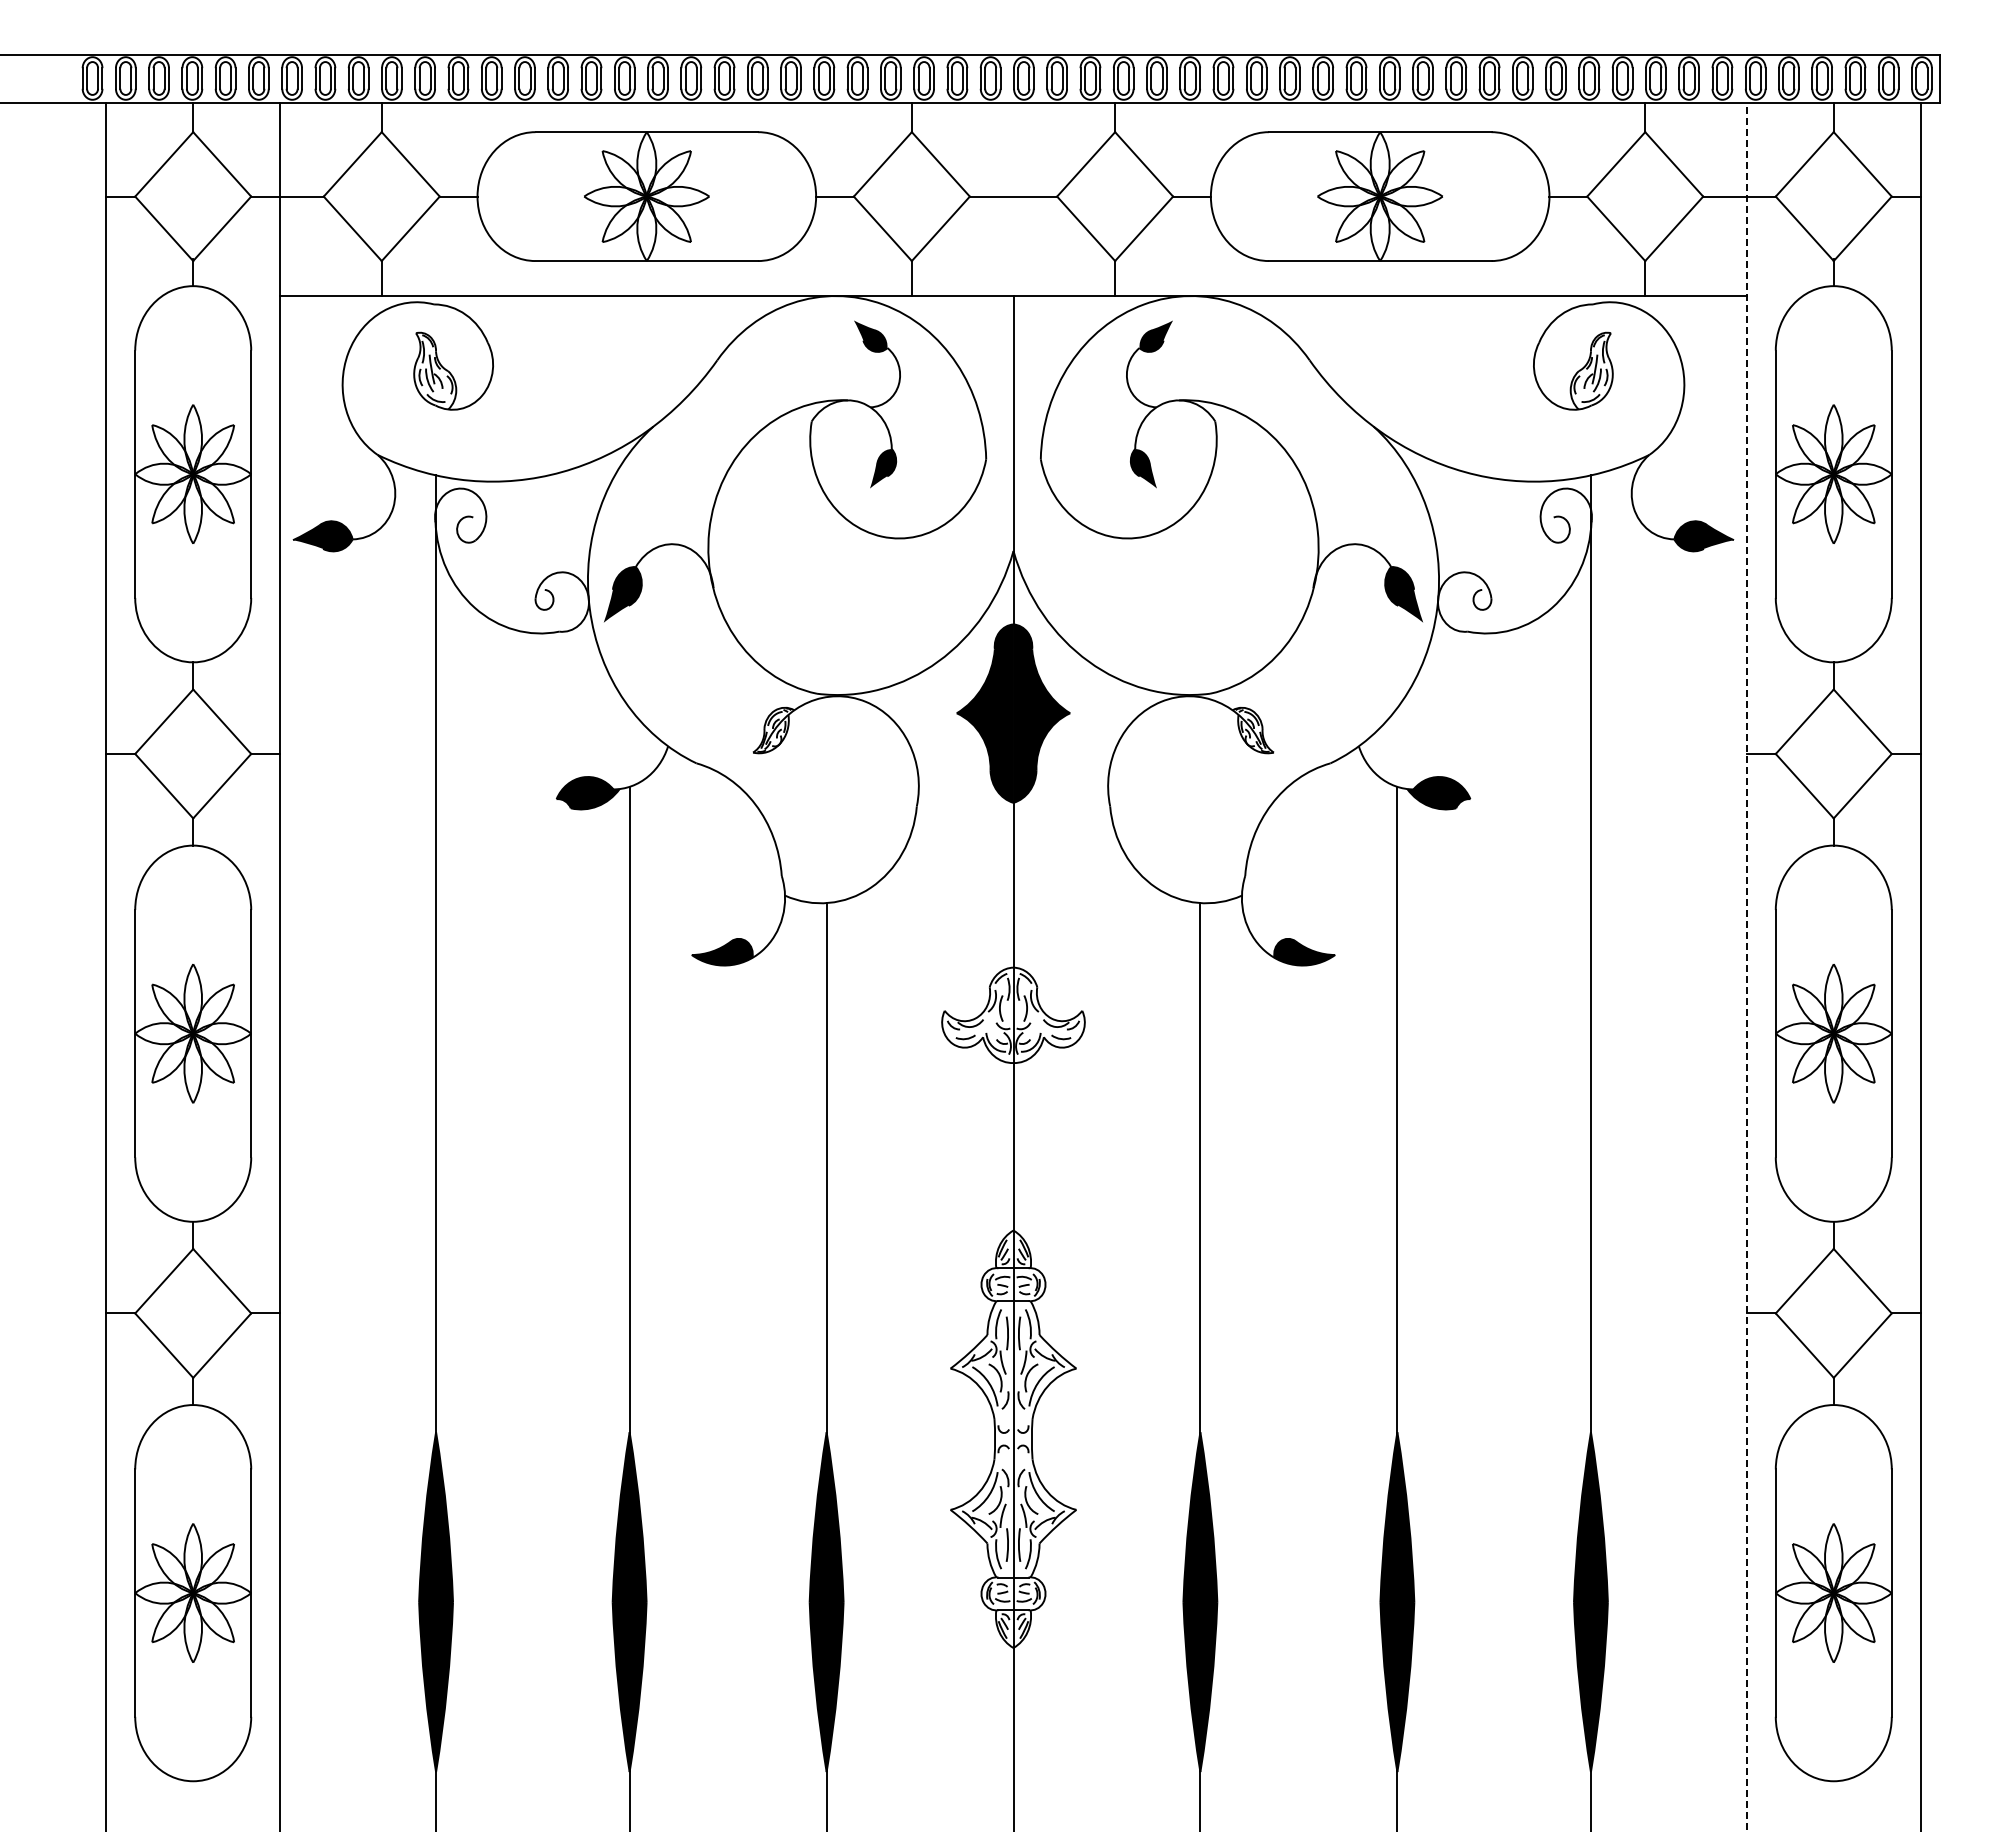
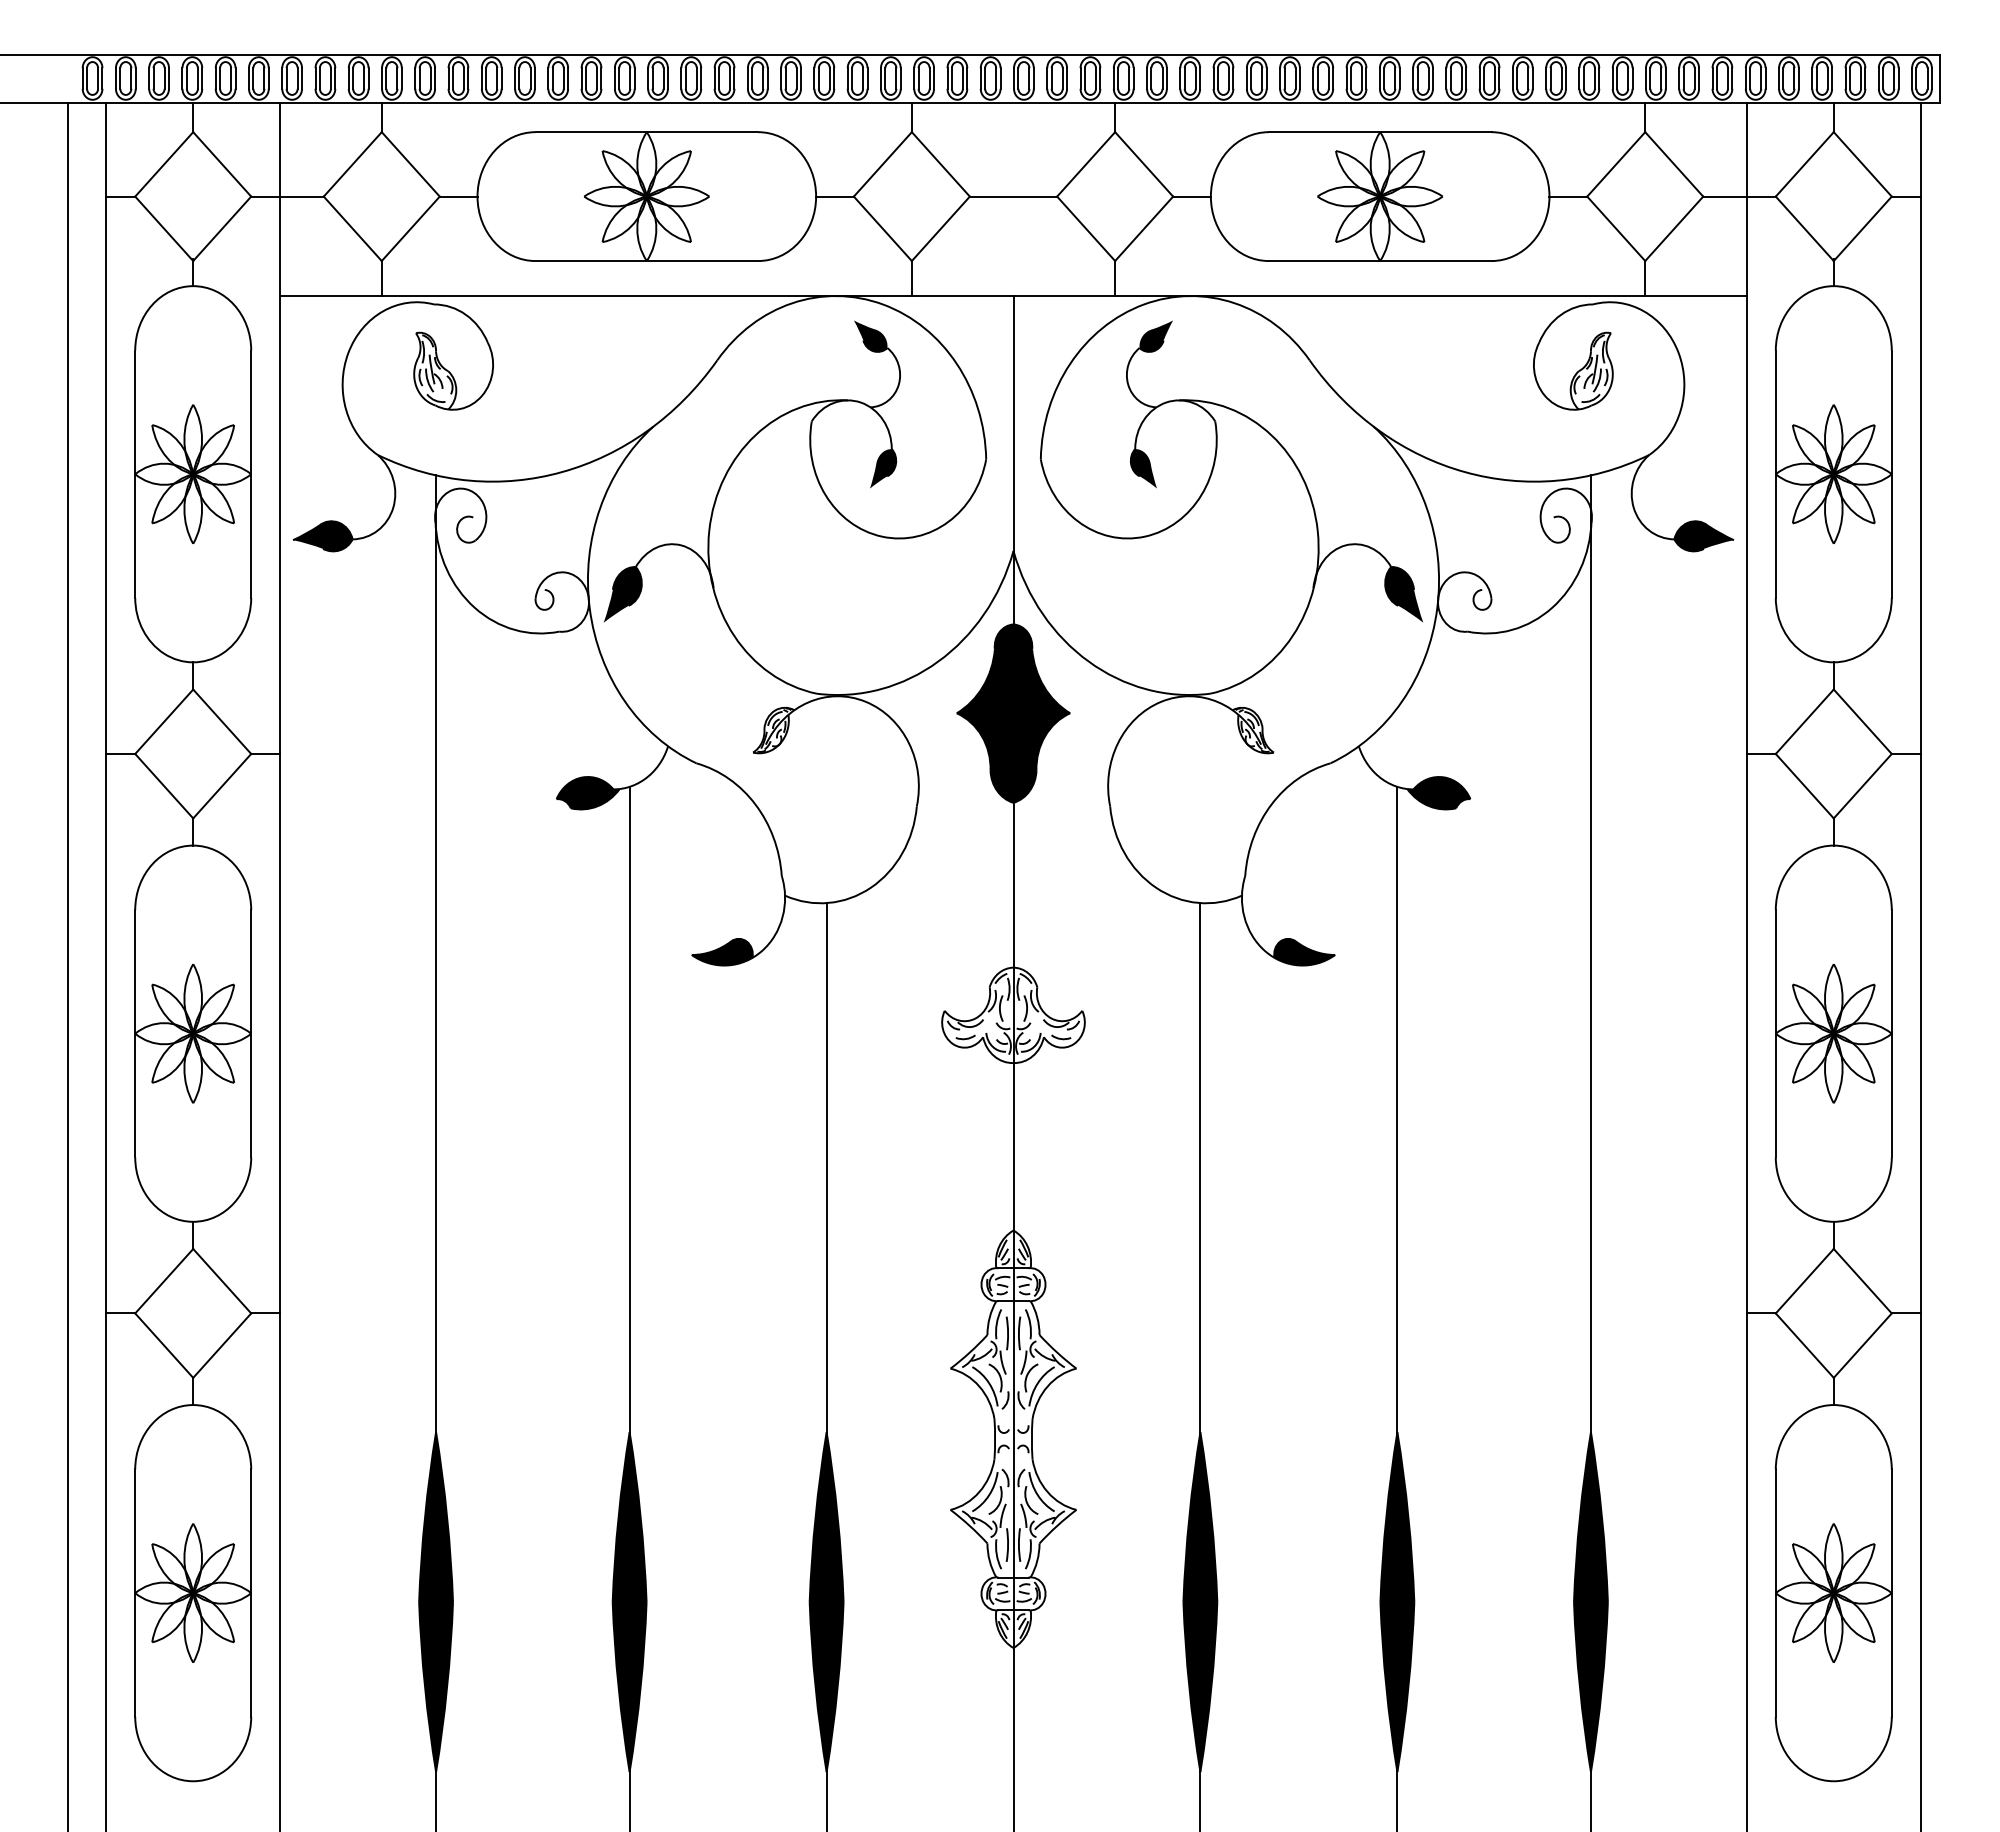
line: none -> present (67, 965)
line: dashed -> solid (1746, 966)
